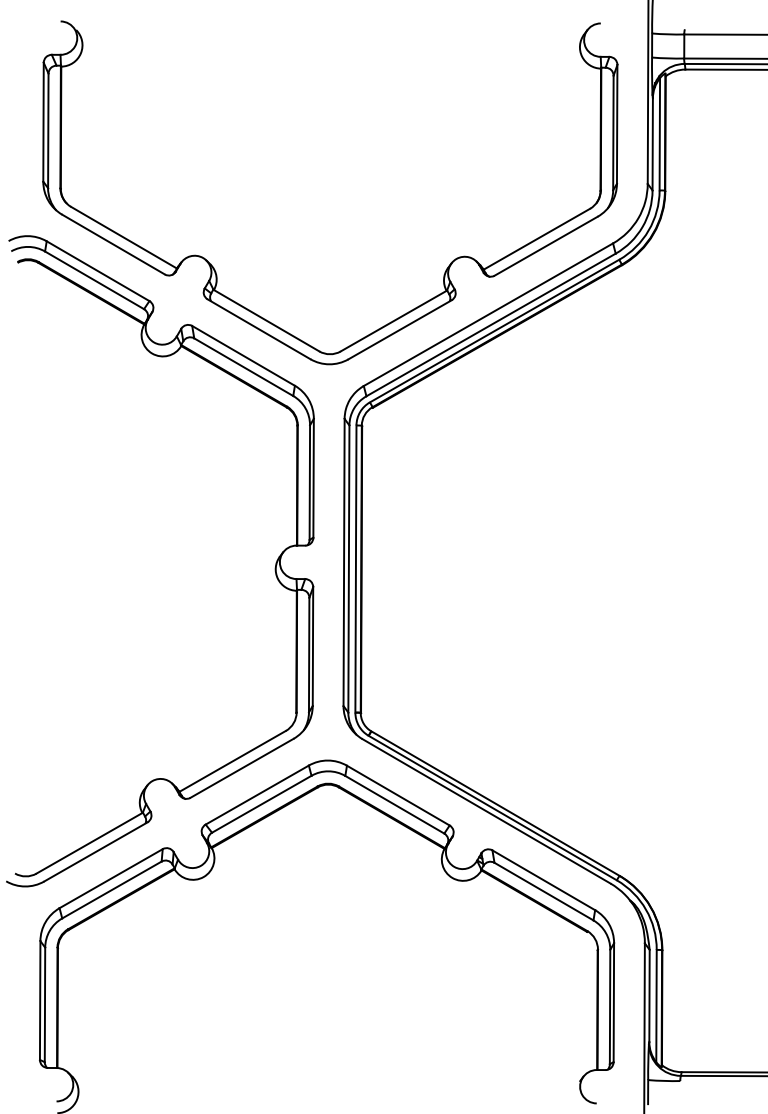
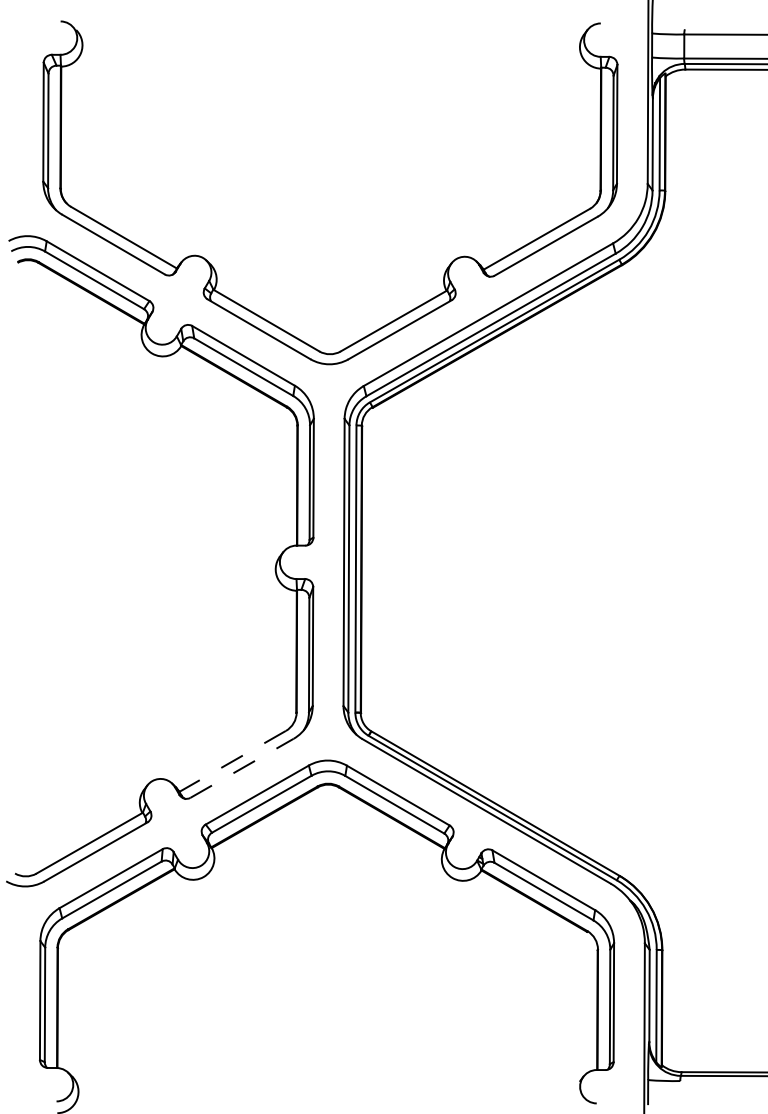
line: solid -> dashed (232, 761)
line: solid -> dashed (242, 768)
